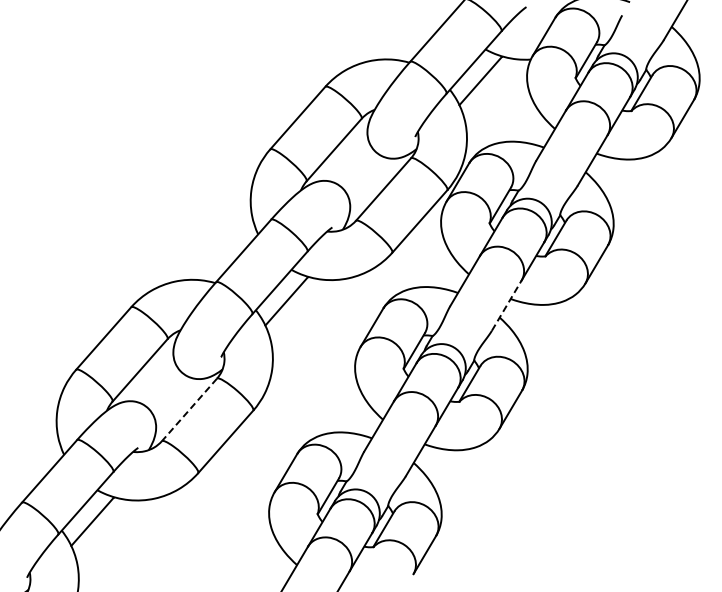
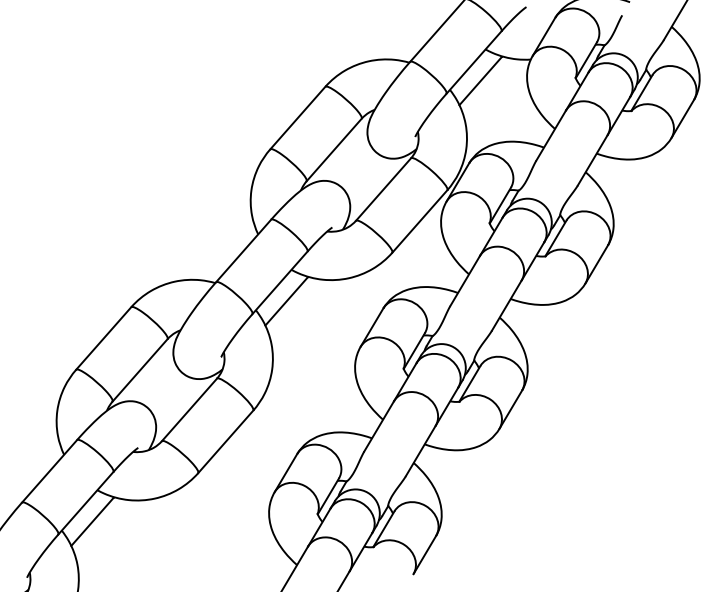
line: dashed -> solid (507, 305)
line: dashed -> solid (189, 409)
